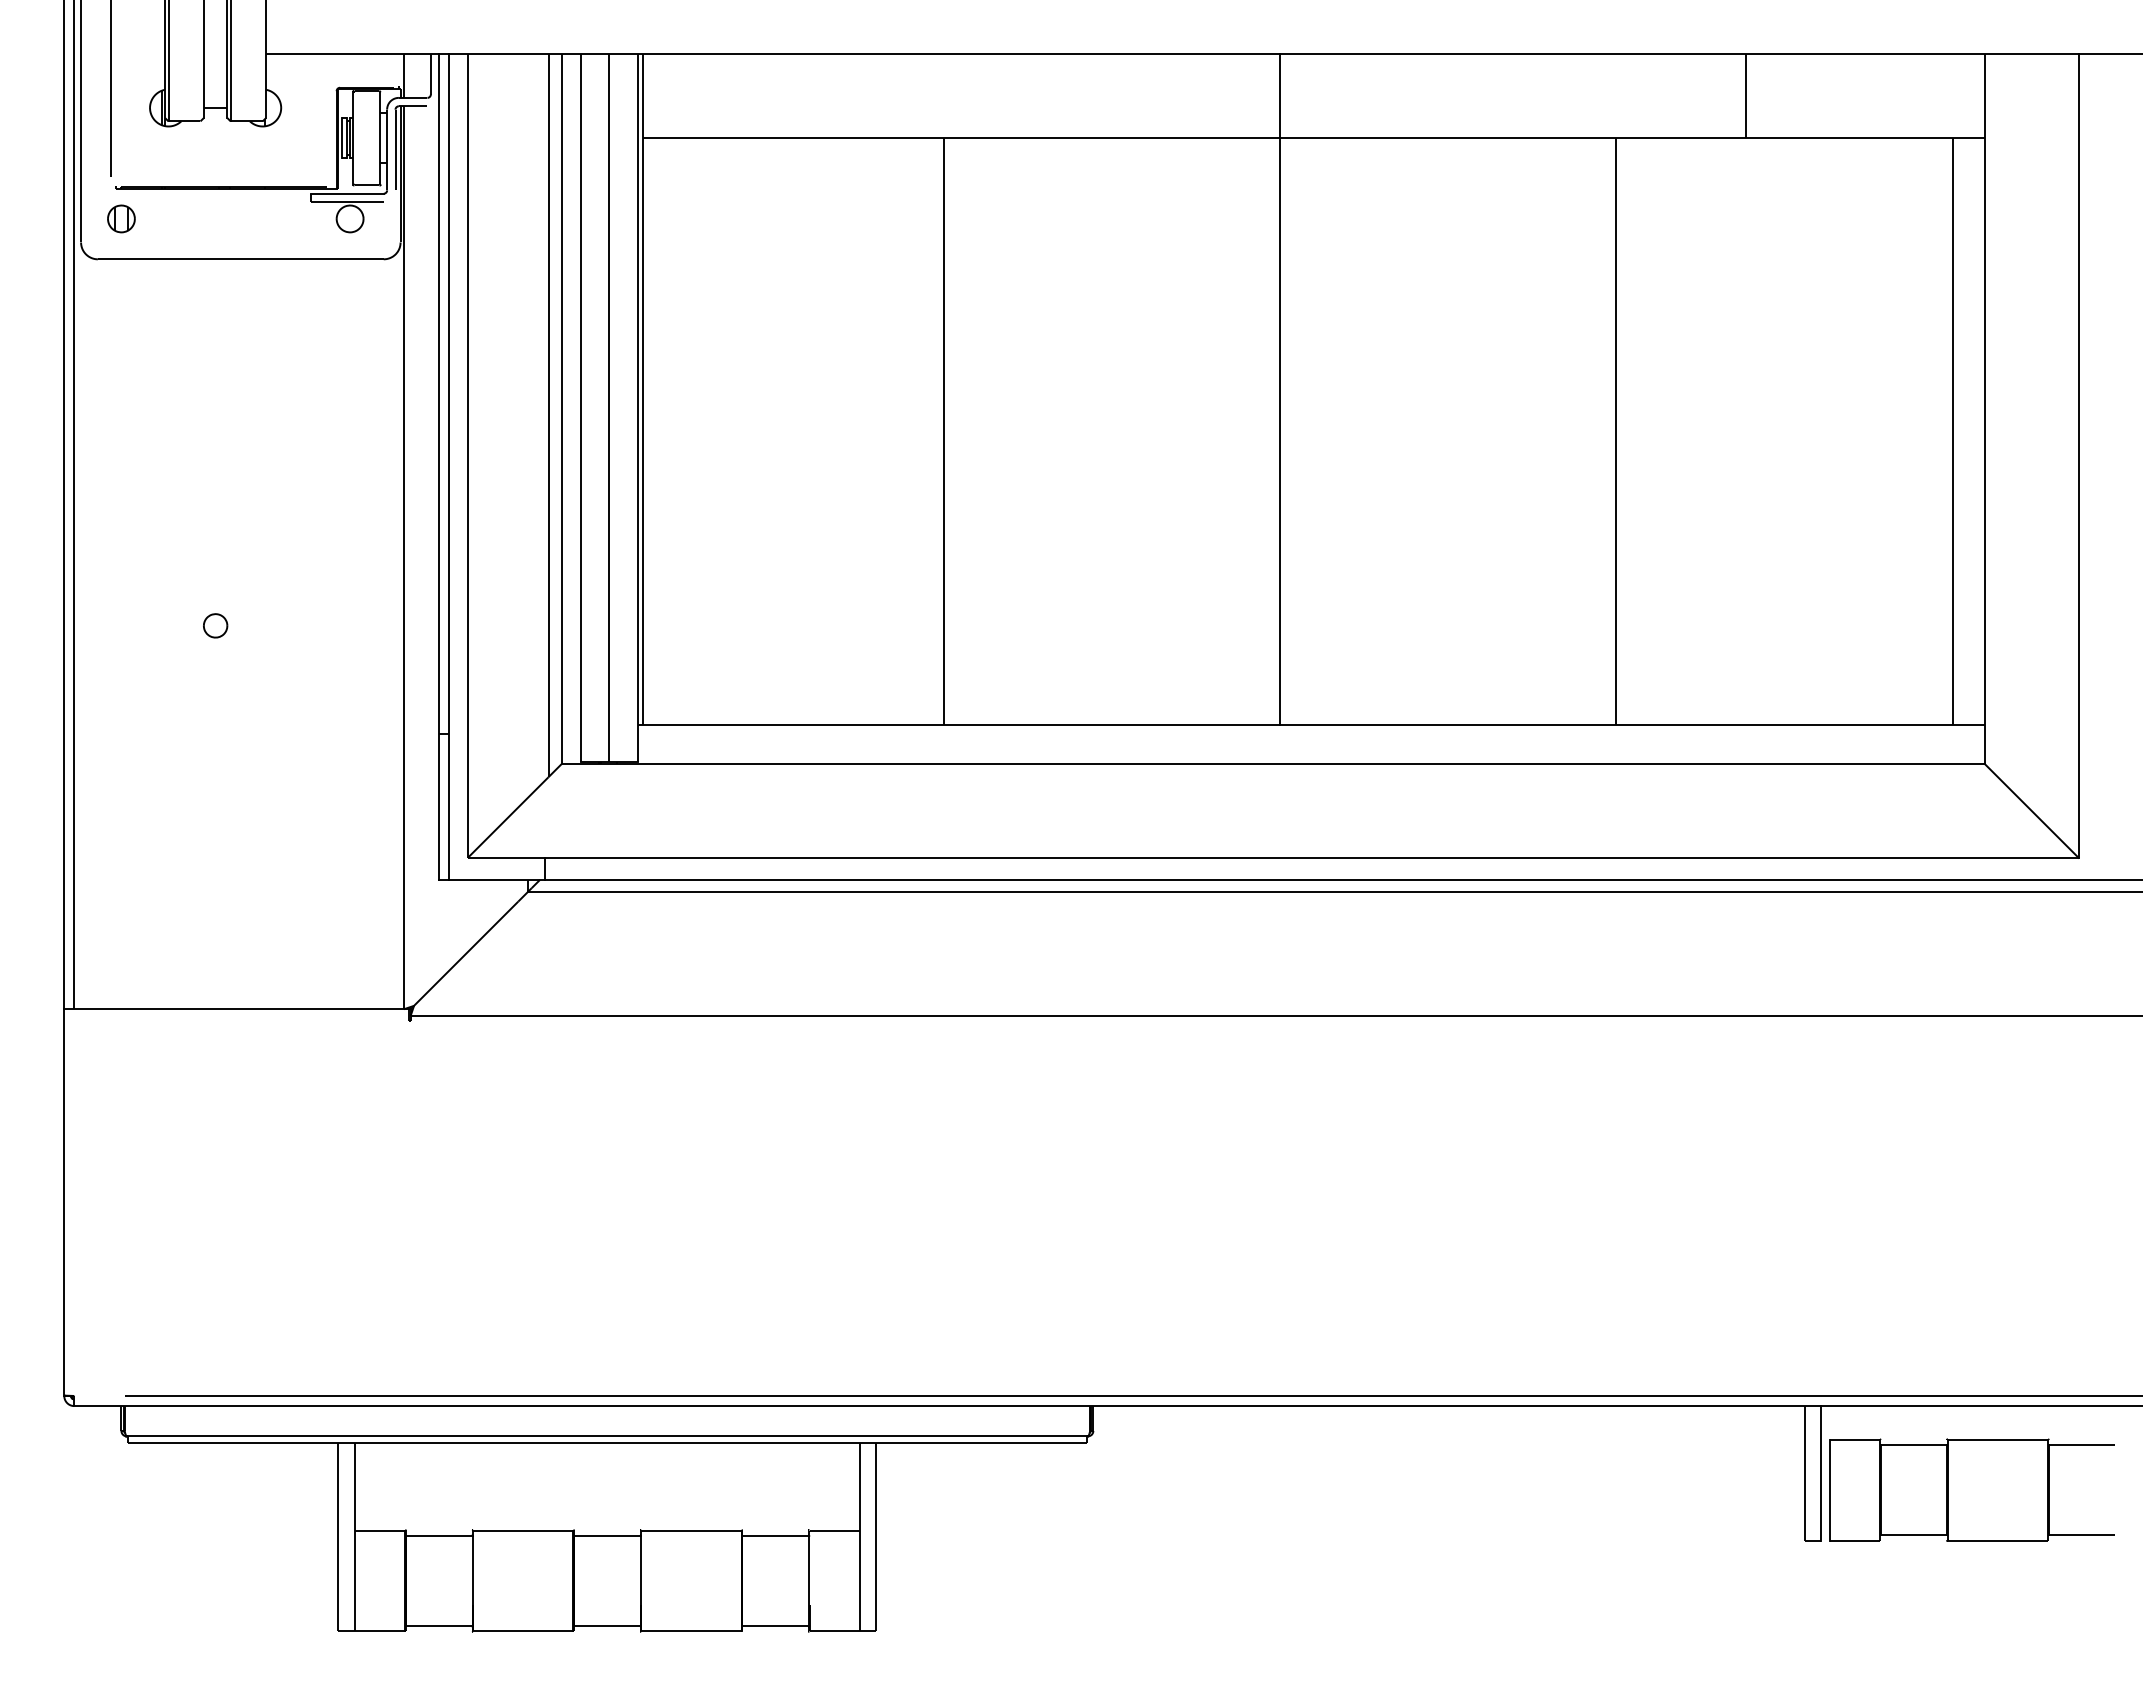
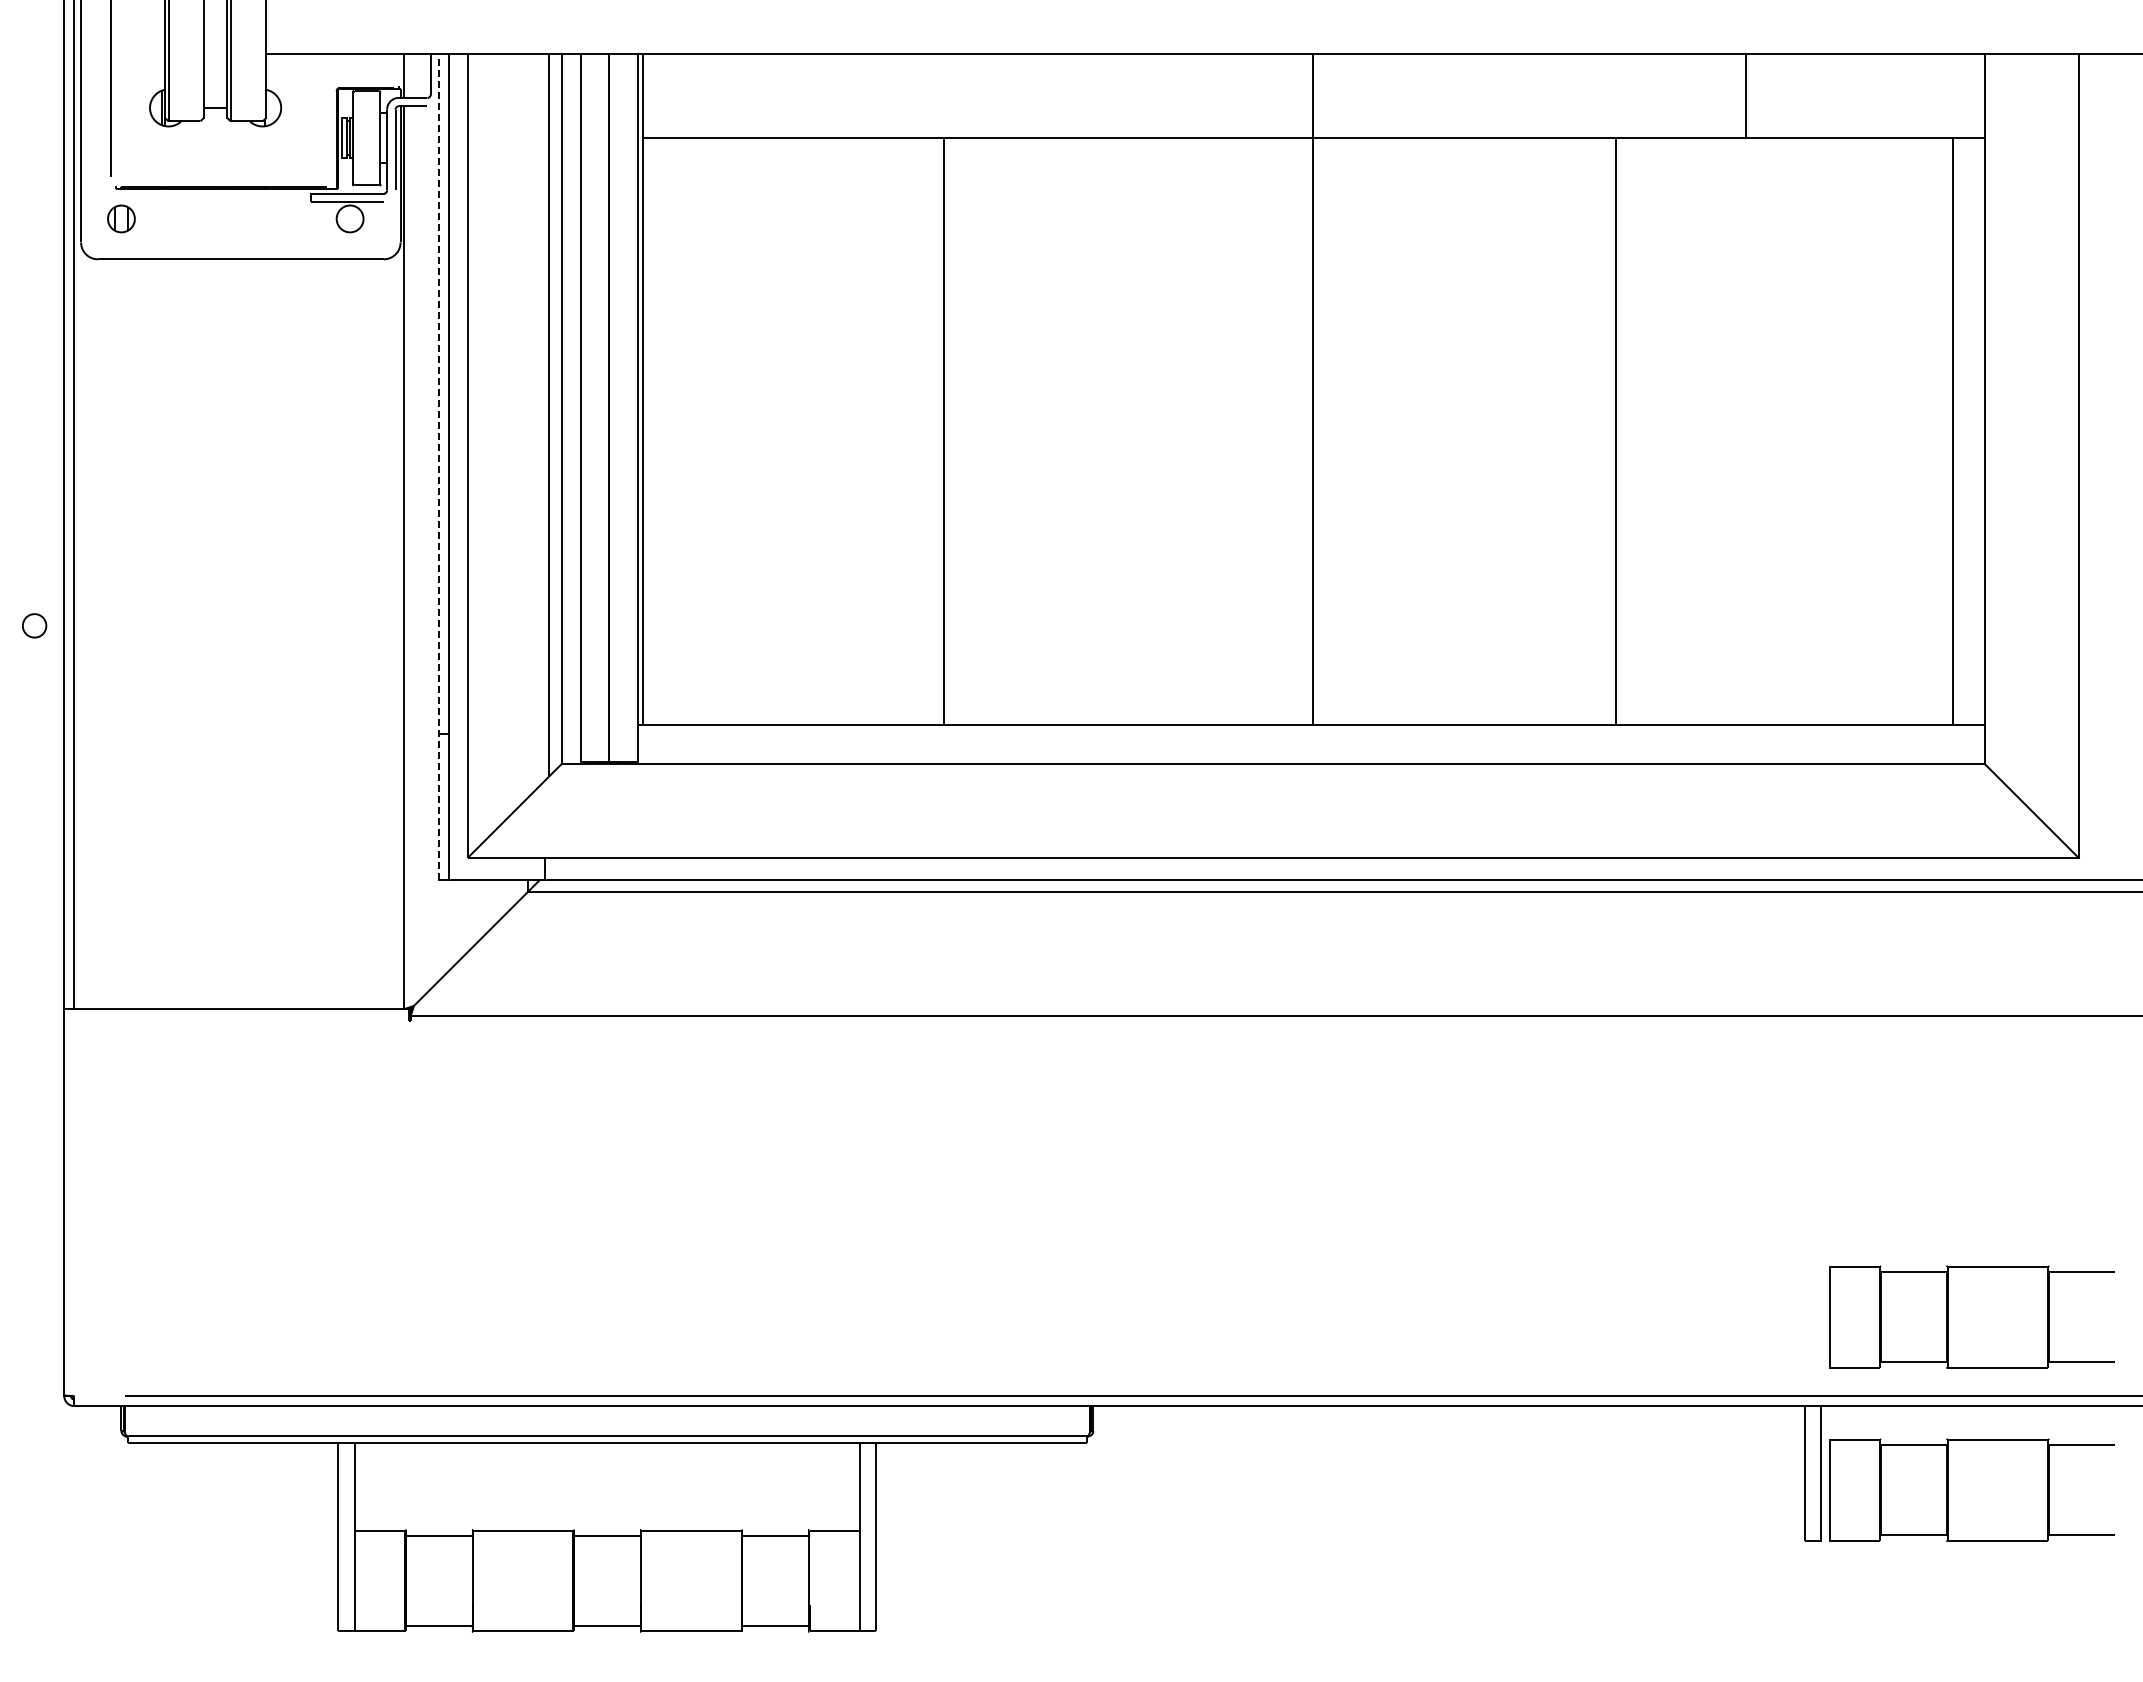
line position: (1279, 389) -> (1312, 389) (1312, 389)
line: solid -> dashed (439, 466)
part position: (215, 625) -> (34, 625) (34, 625)
part: none -> present (1971, 1316)
